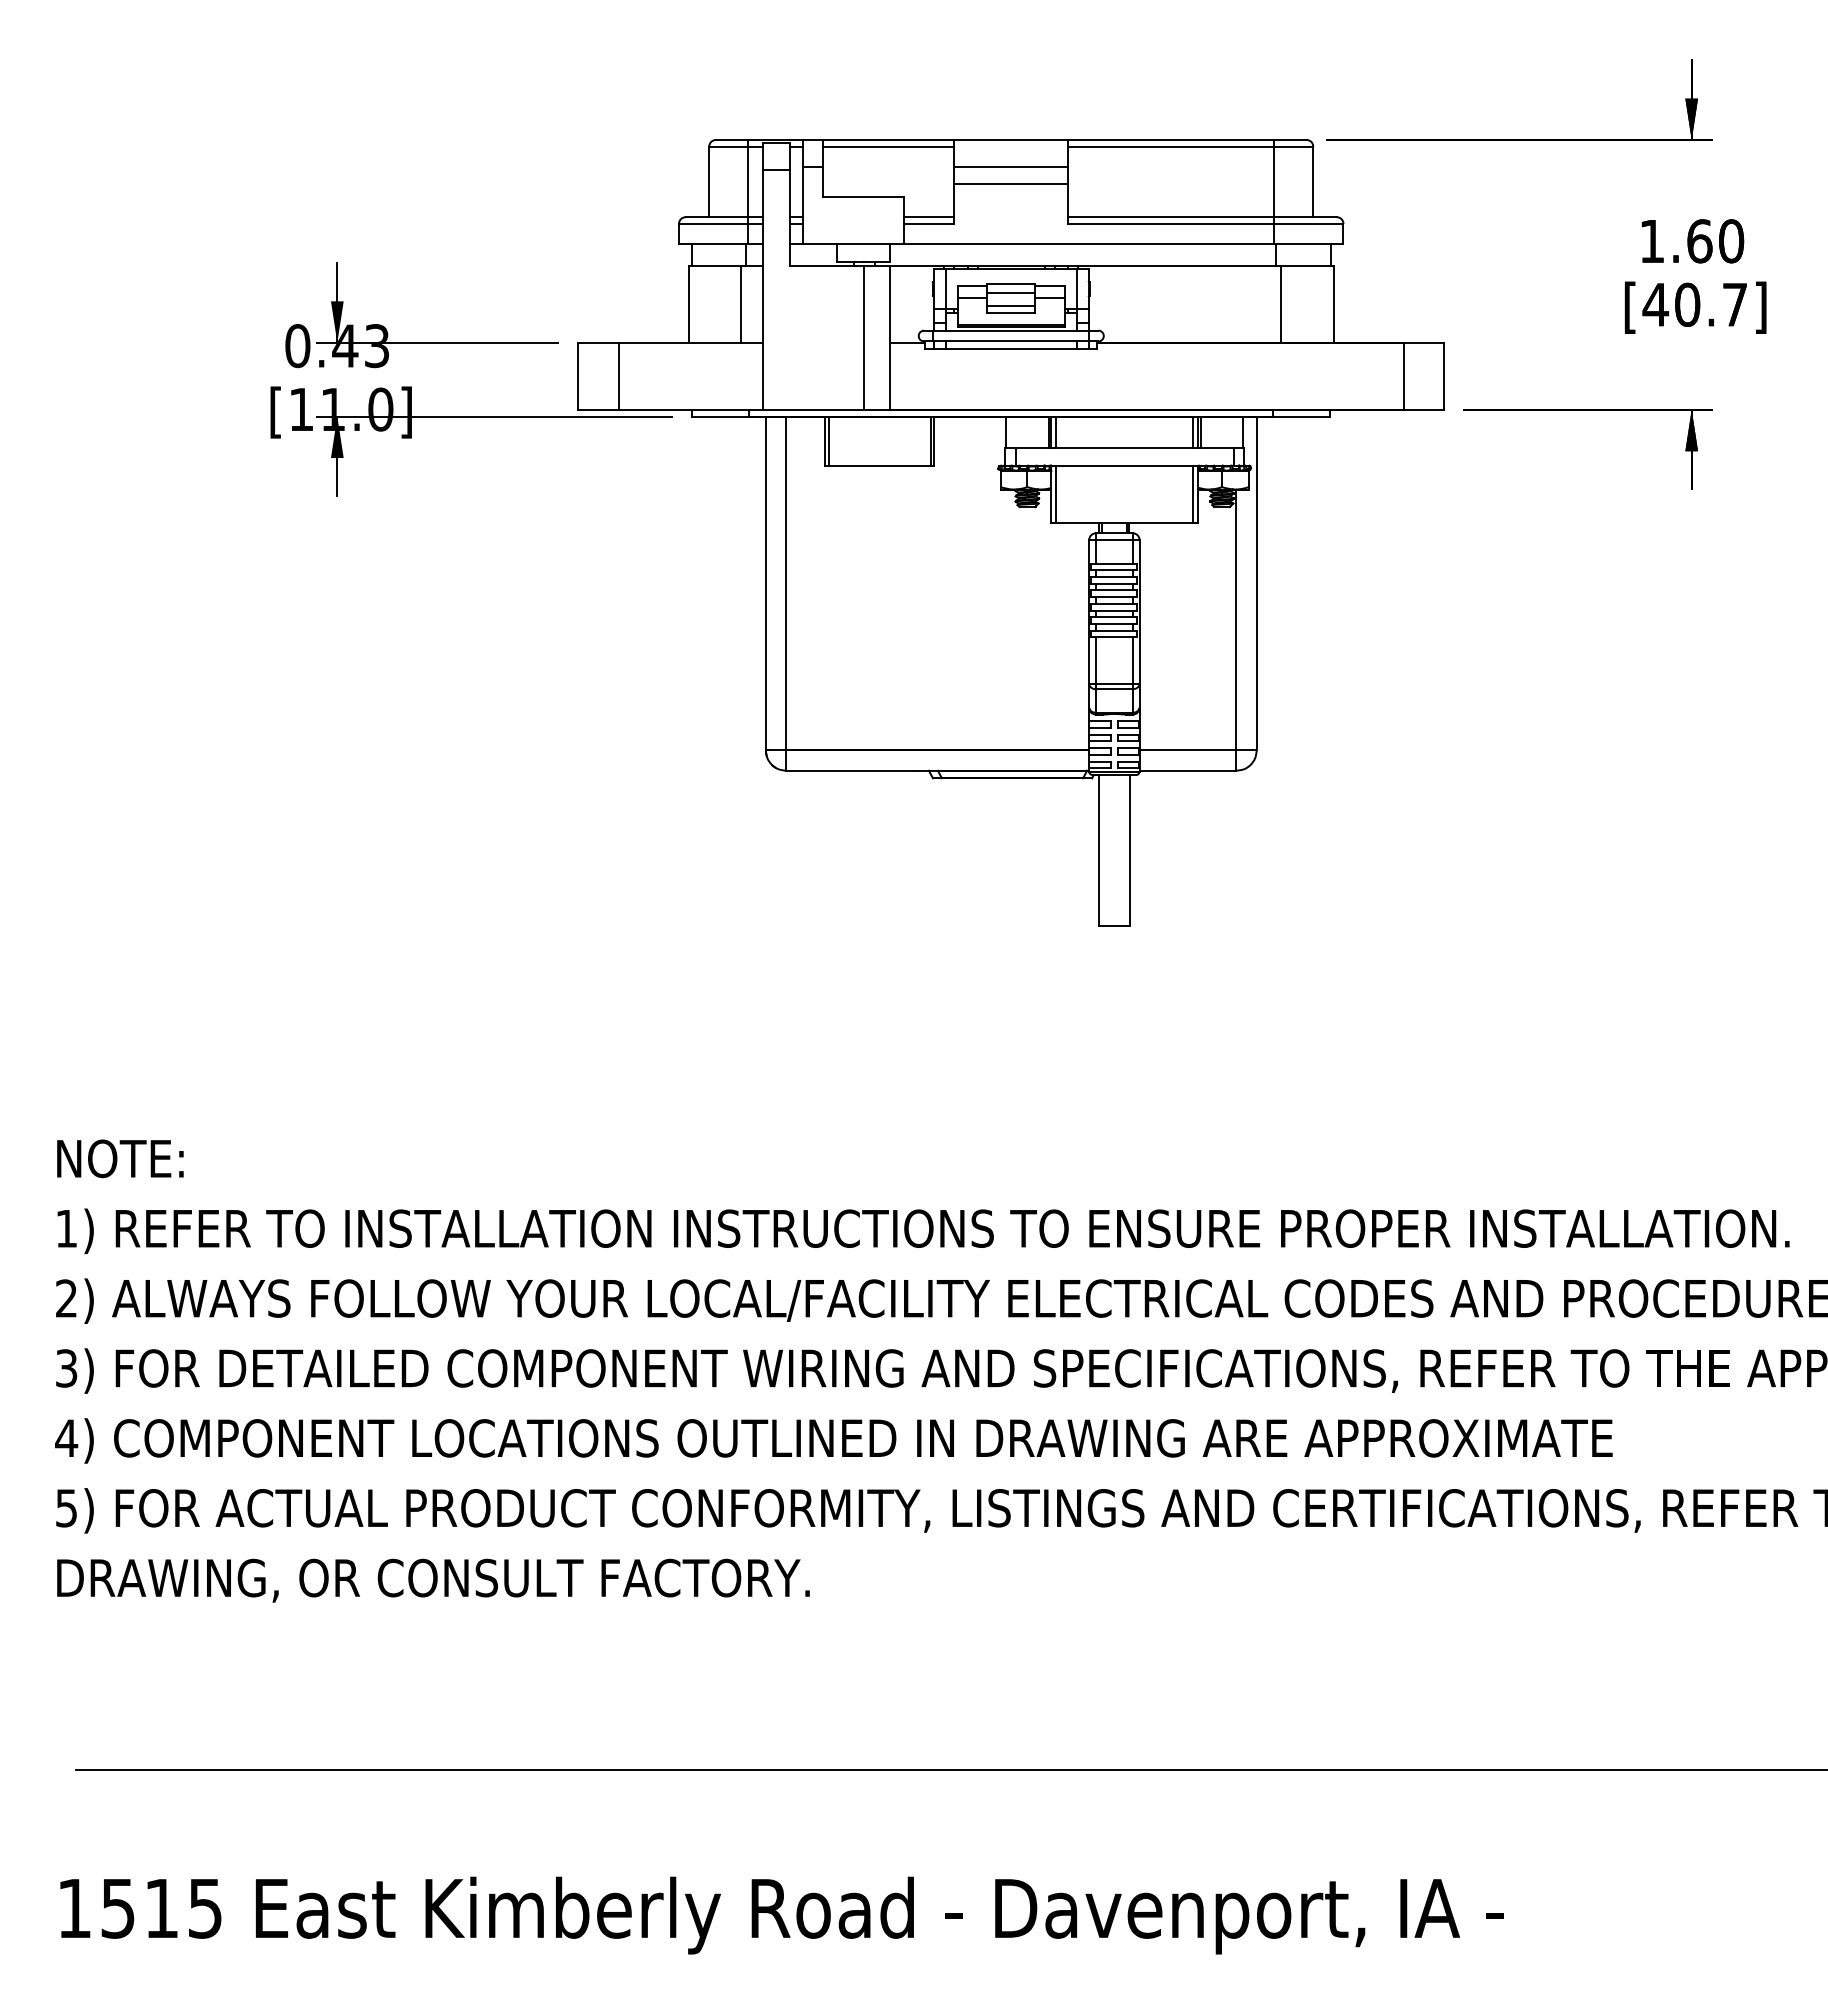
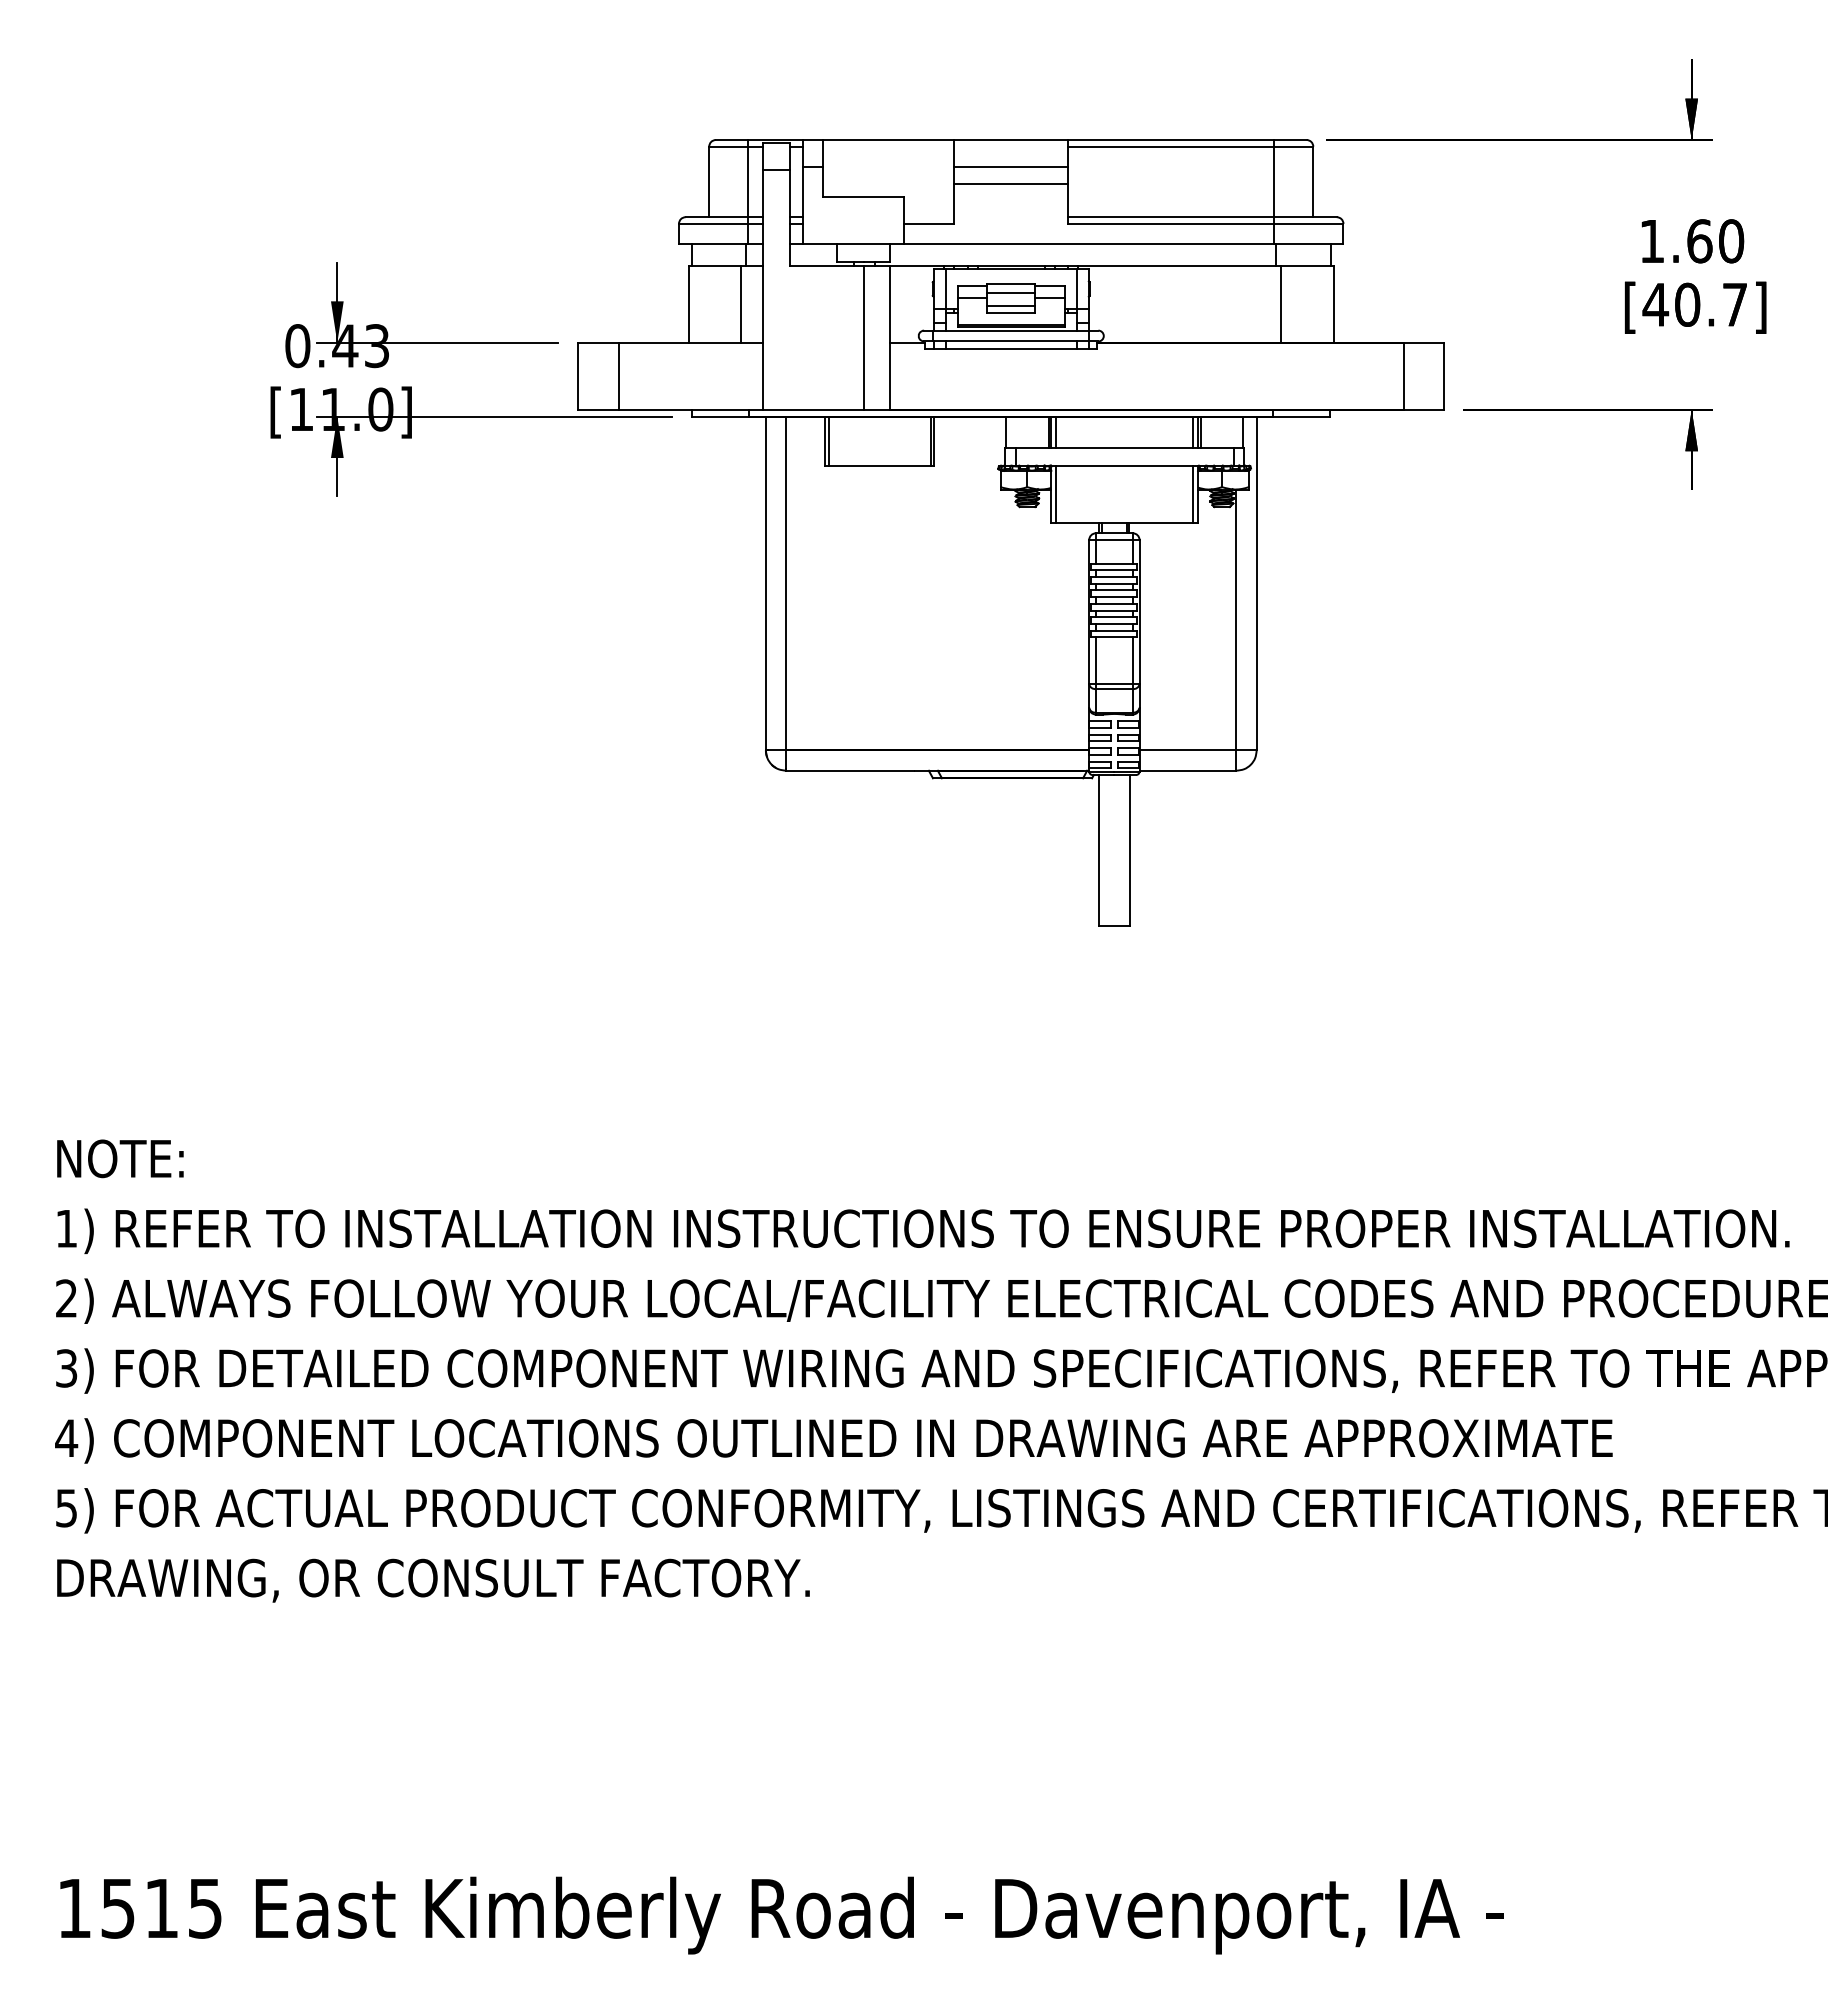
line: present -> none (888, 146)
line: present -> none (928, 217)
line: present -> none (949, 1769)
